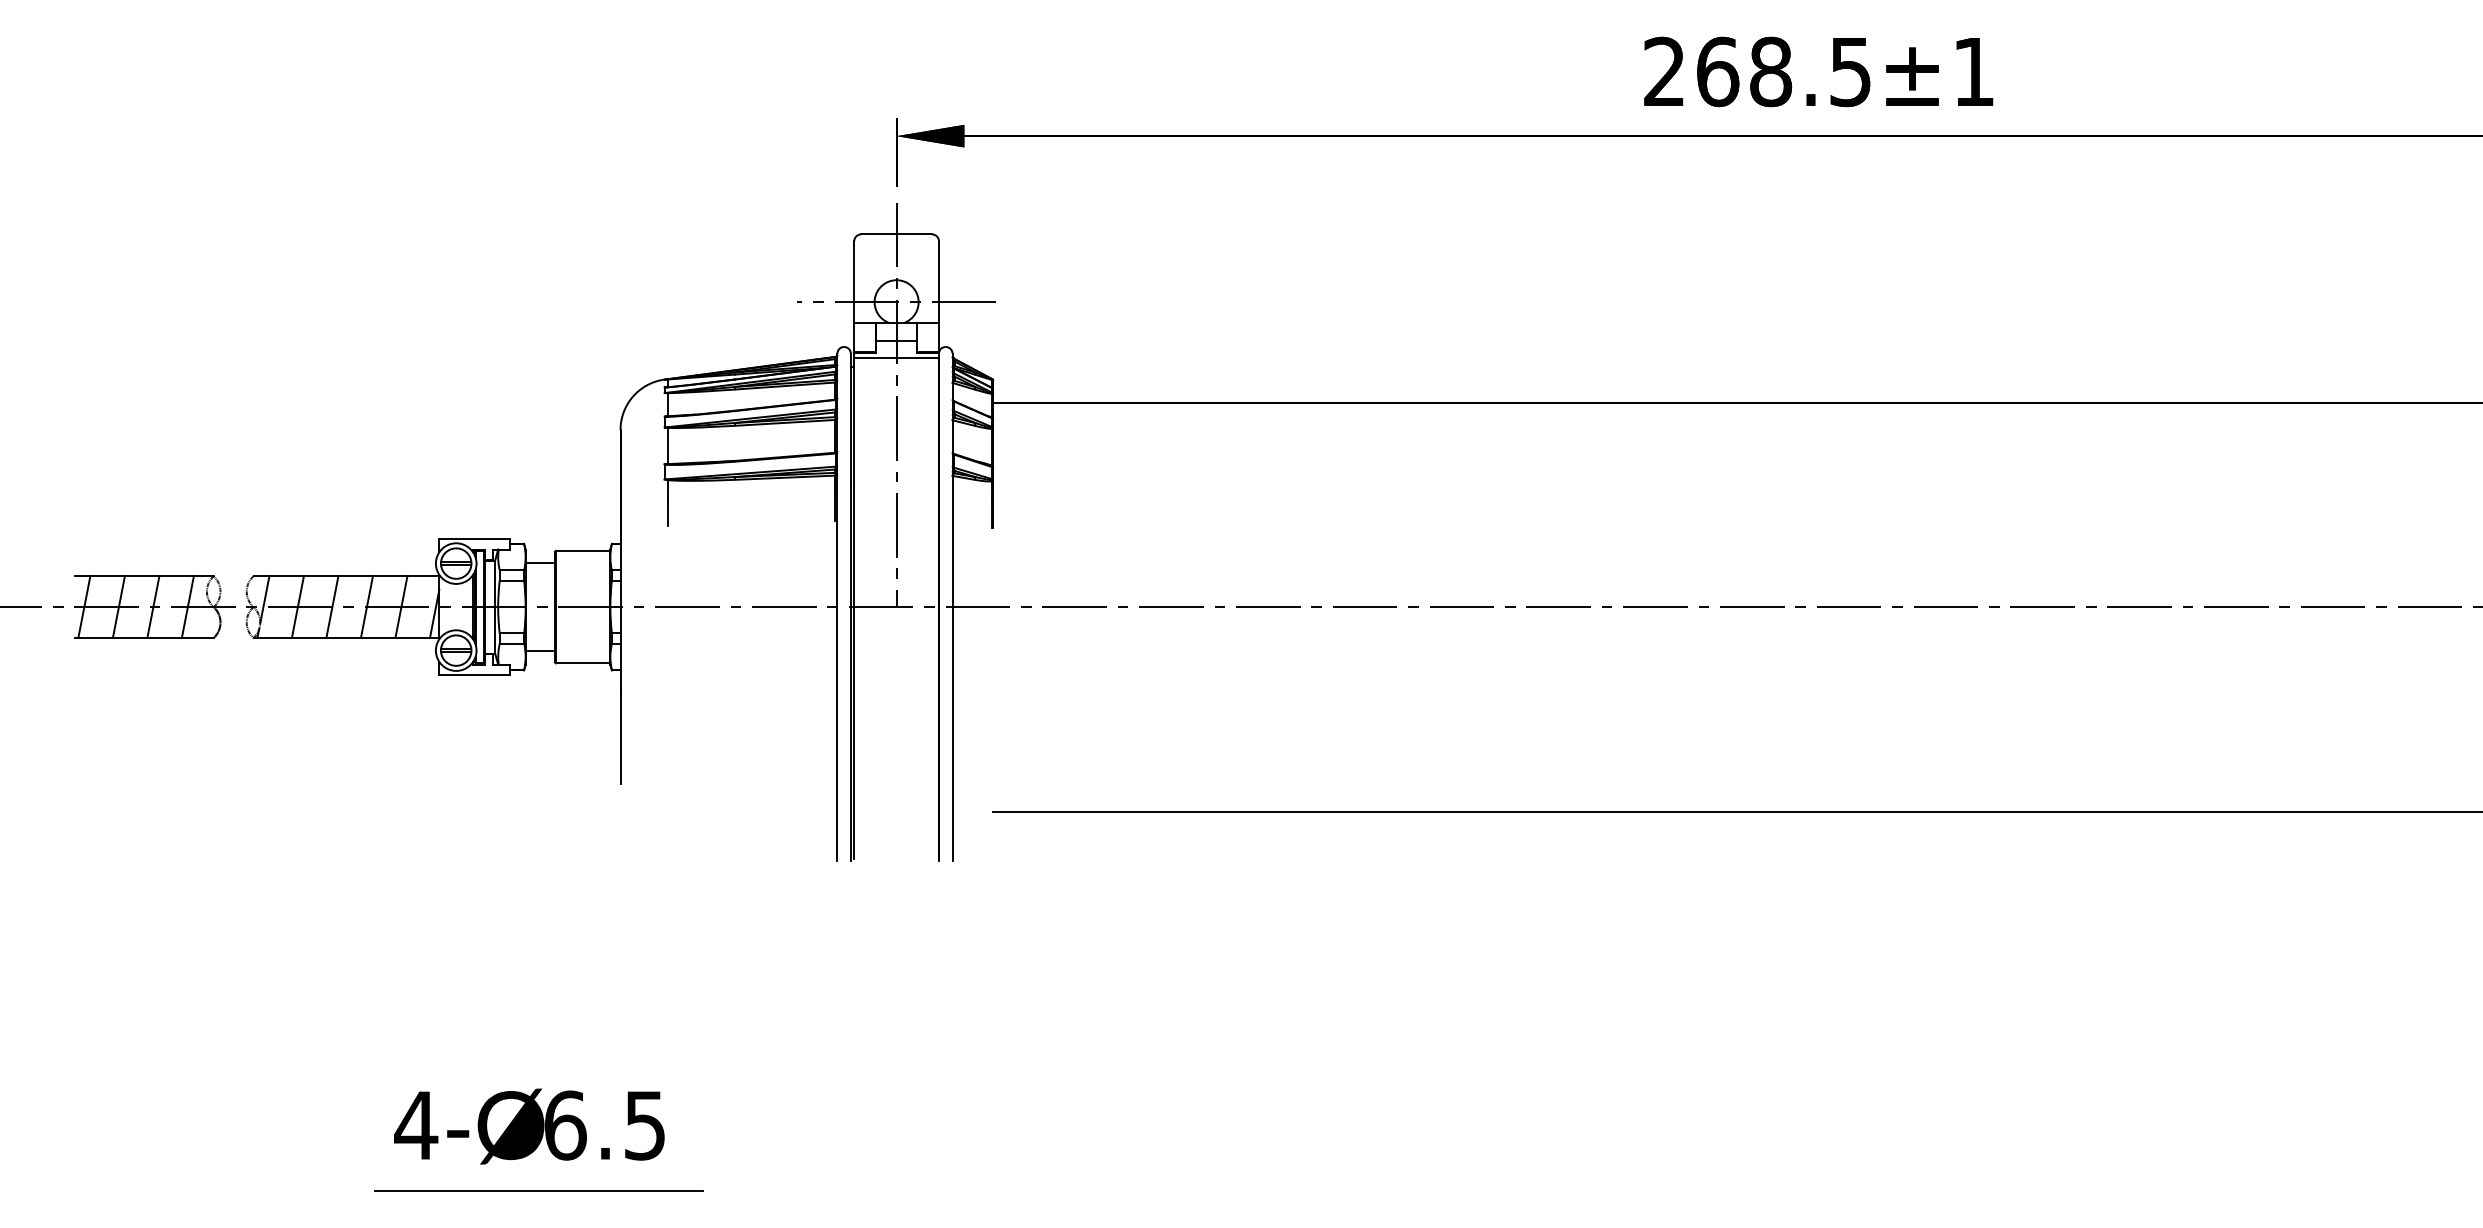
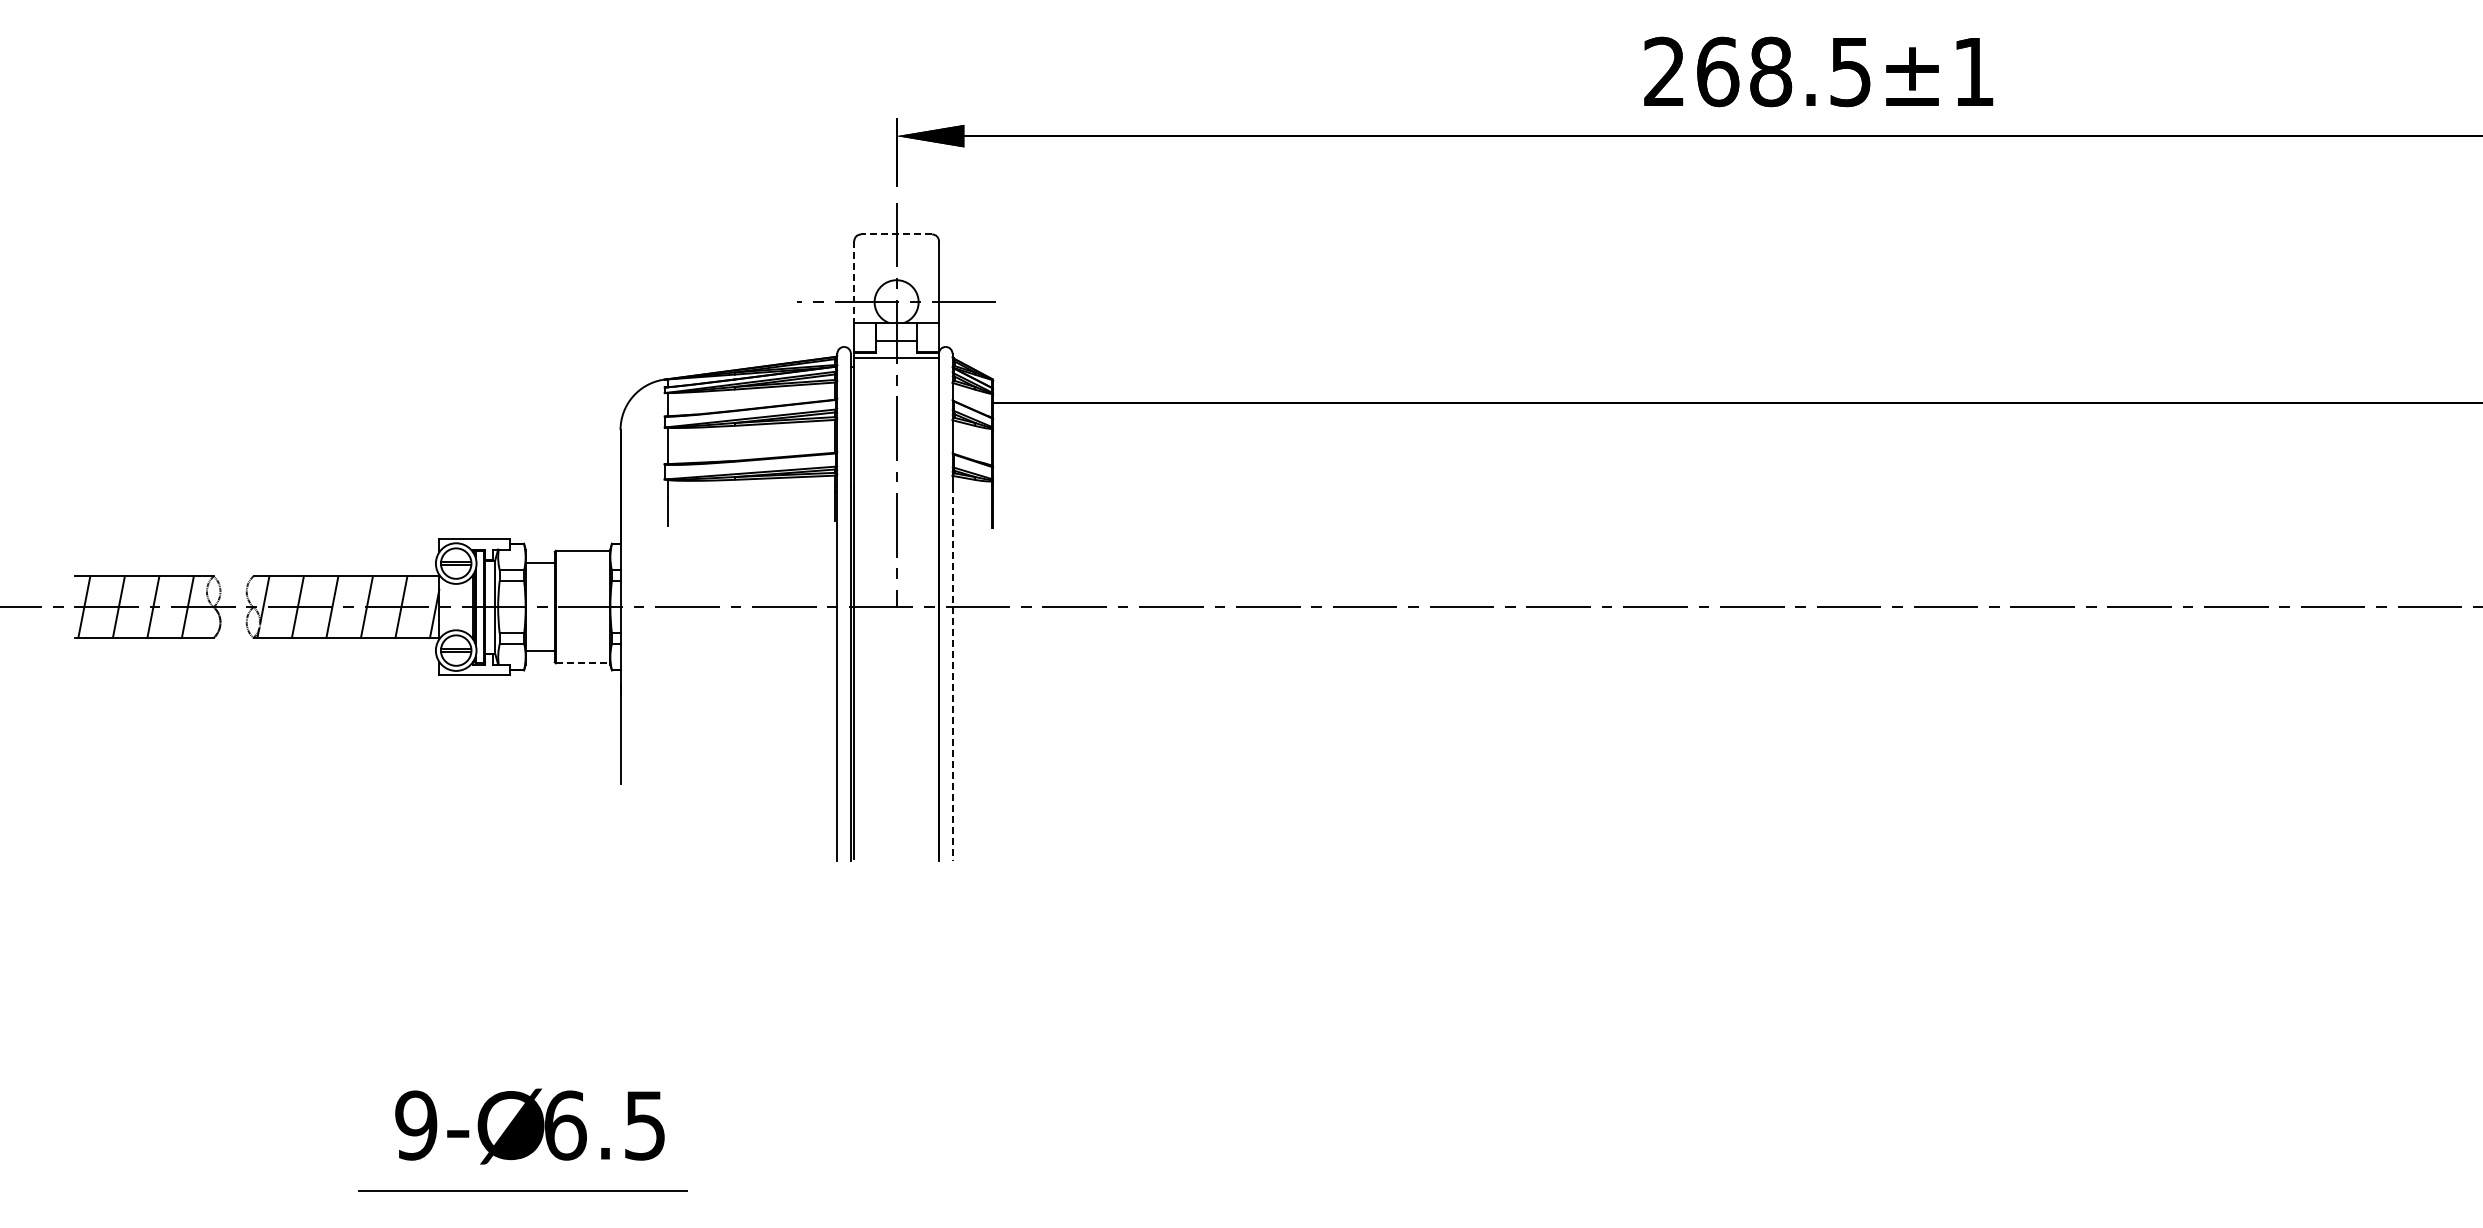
line: solid -> dashed (896, 234)
line: solid -> dashed (854, 282)
line: solid -> dashed (583, 663)
line: solid -> dashed (952, 673)
line: present -> none (1736, 811)
text: 4- -> 9- (416, 1125)
line position: (538, 1190) -> (522, 1190) (522, 1190)
